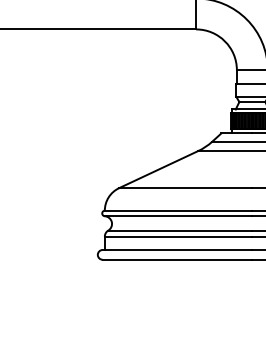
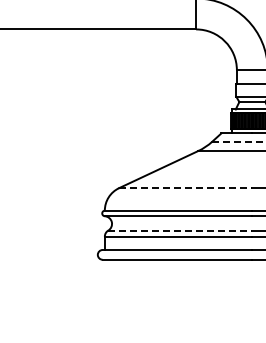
line: solid -> dashed (238, 141)
line: solid -> dashed (185, 188)
line: solid -> dashed (180, 230)
